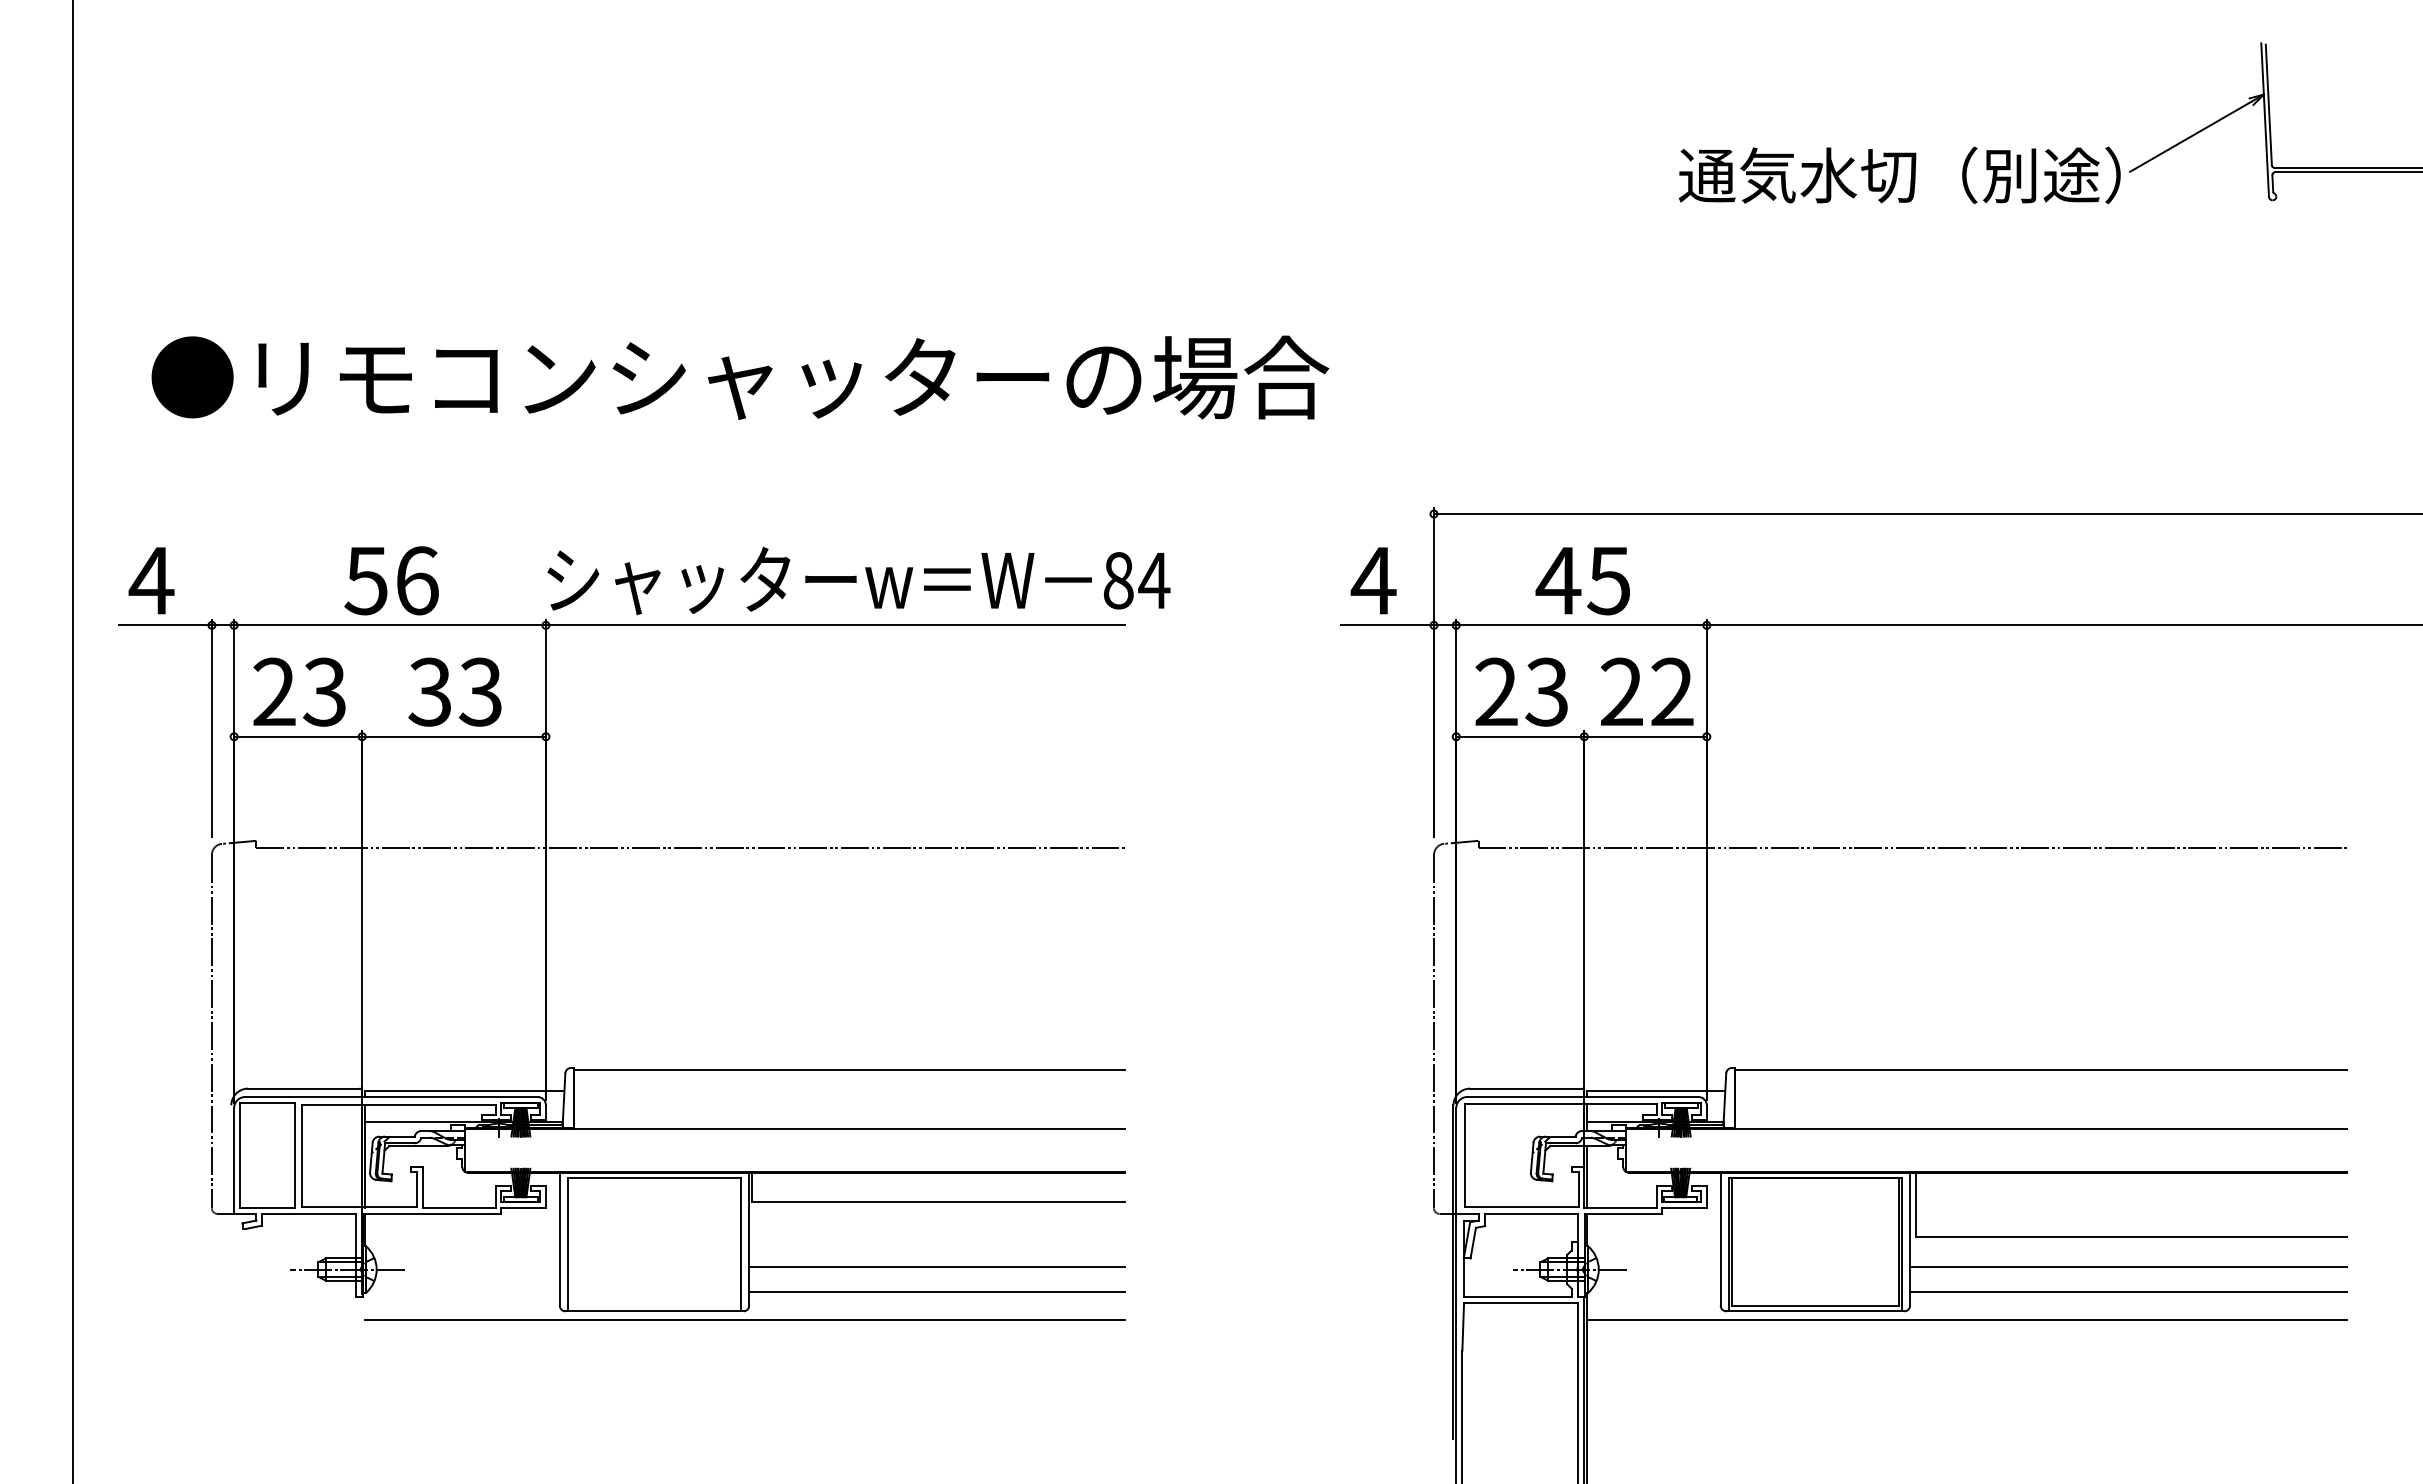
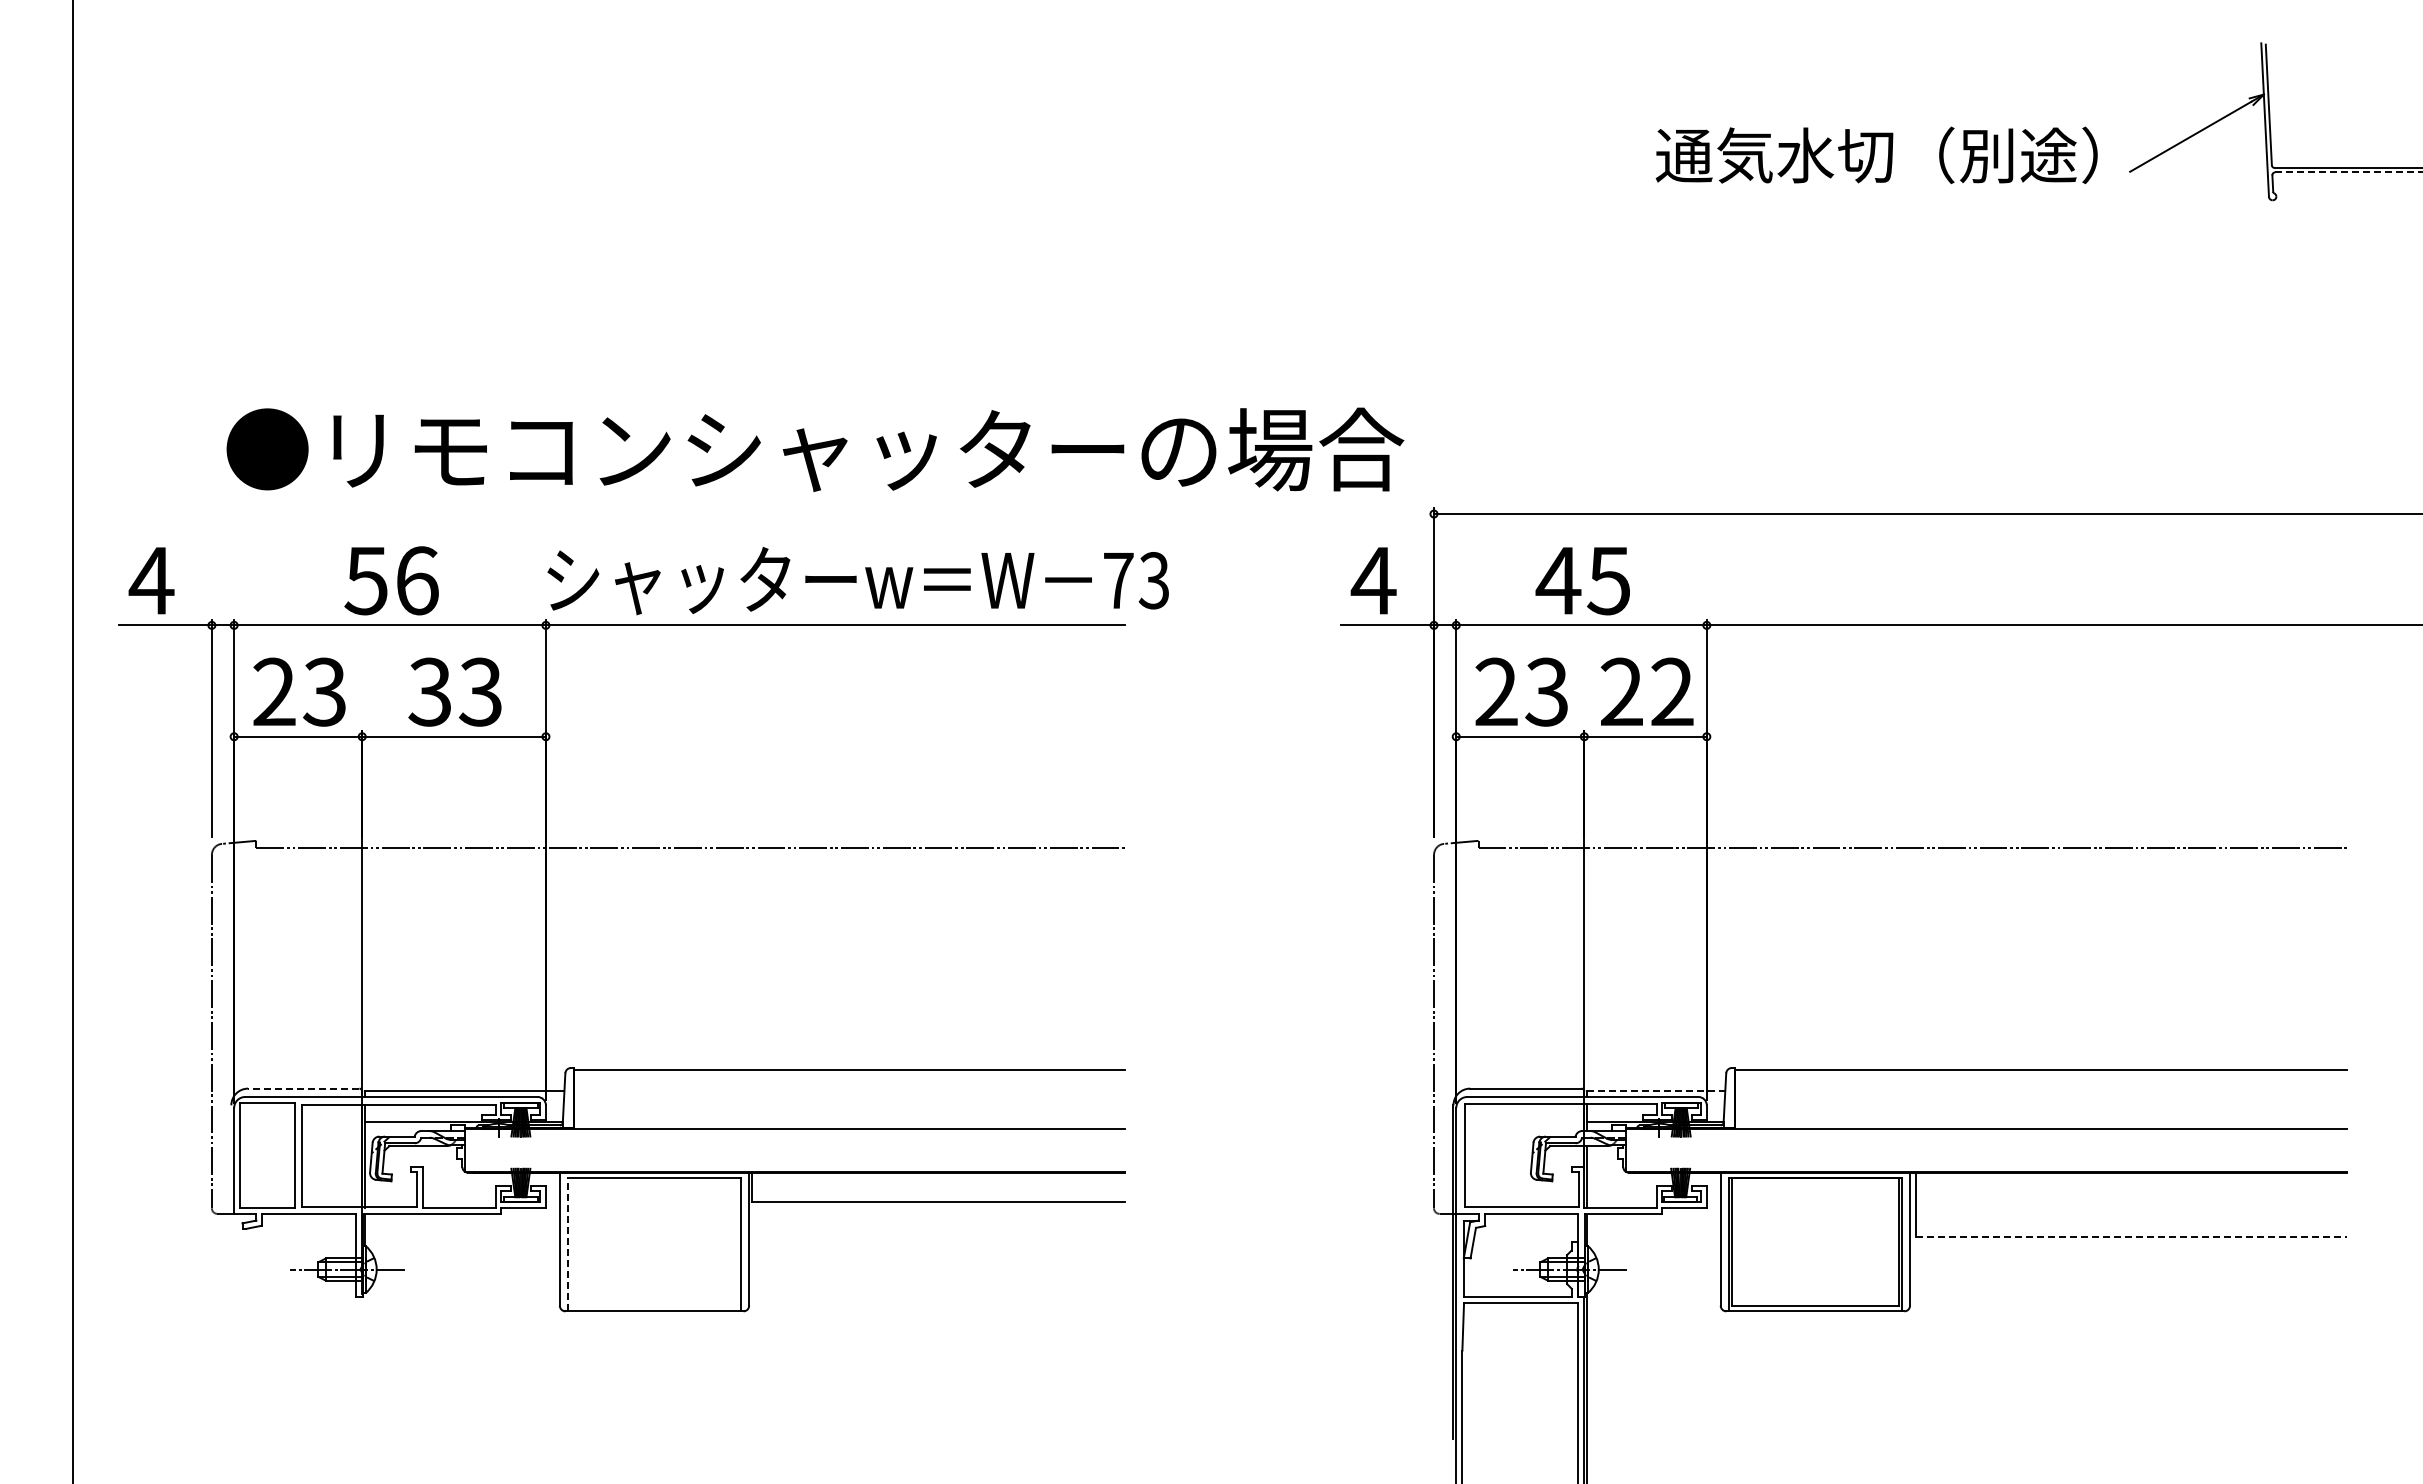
line: solid -> dashed (2349, 172)
text position: (1899, 175) -> (1876, 155) (1876, 155)
text position: (740, 377) -> (815, 449) (815, 449)
text: 84 -> 73 (1136, 580)
line: solid -> dashed (303, 1088)
line: solid -> dashed (1656, 1091)
line: solid -> dashed (2131, 1236)
line: solid -> dashed (568, 1244)
line: present -> none (936, 1267)
line: present -> none (2128, 1267)
line: present -> none (936, 1292)
line: present -> none (2128, 1292)
line: present -> none (744, 1319)
line: present -> none (1967, 1319)
